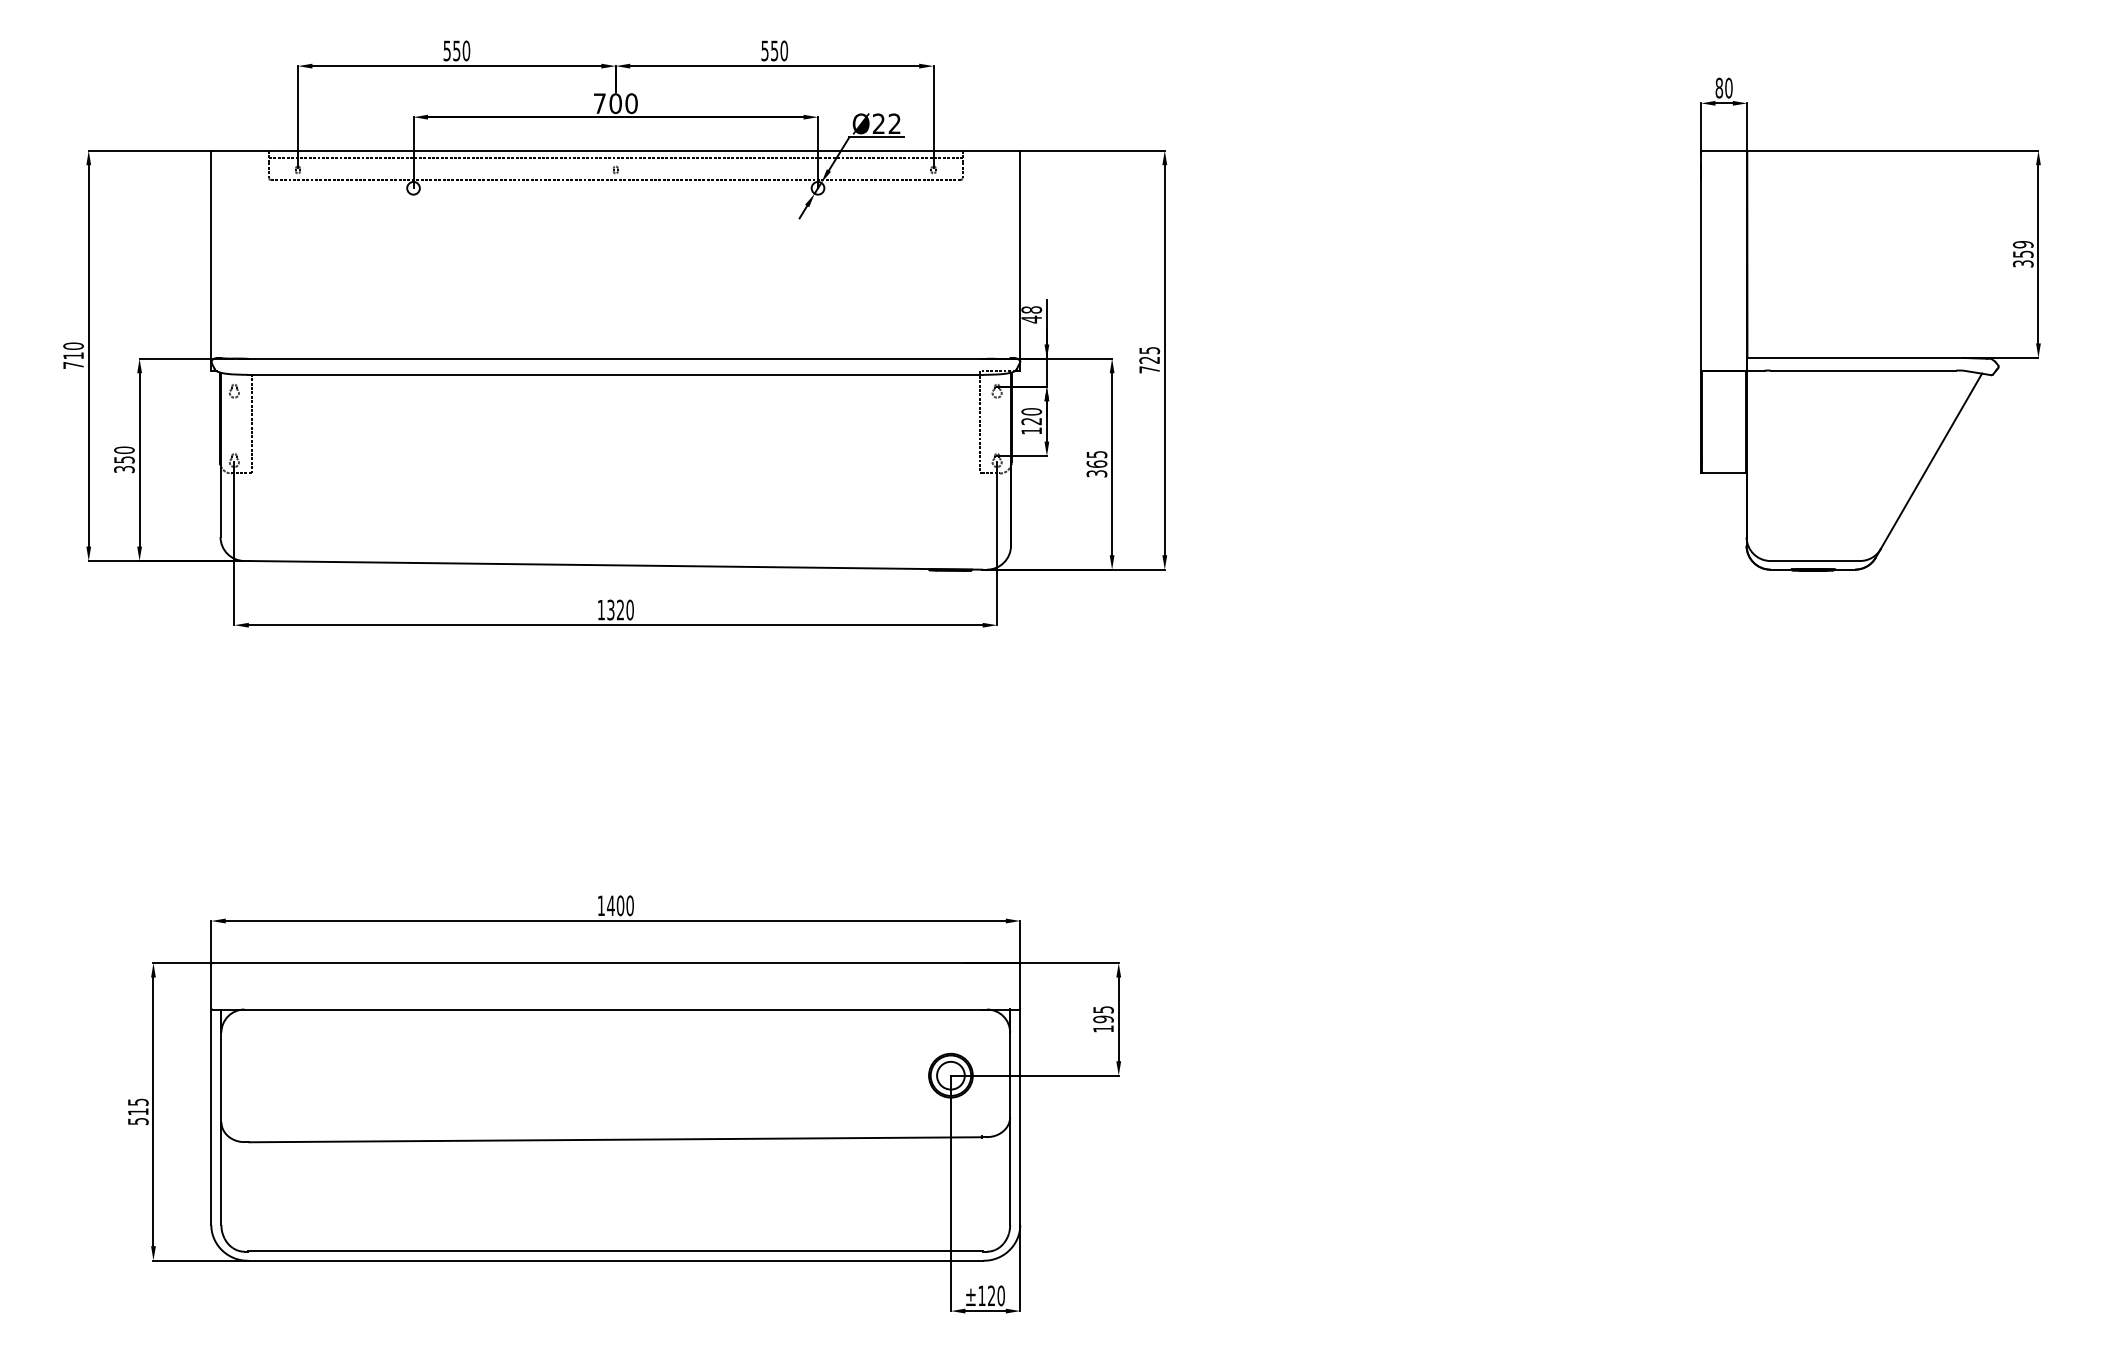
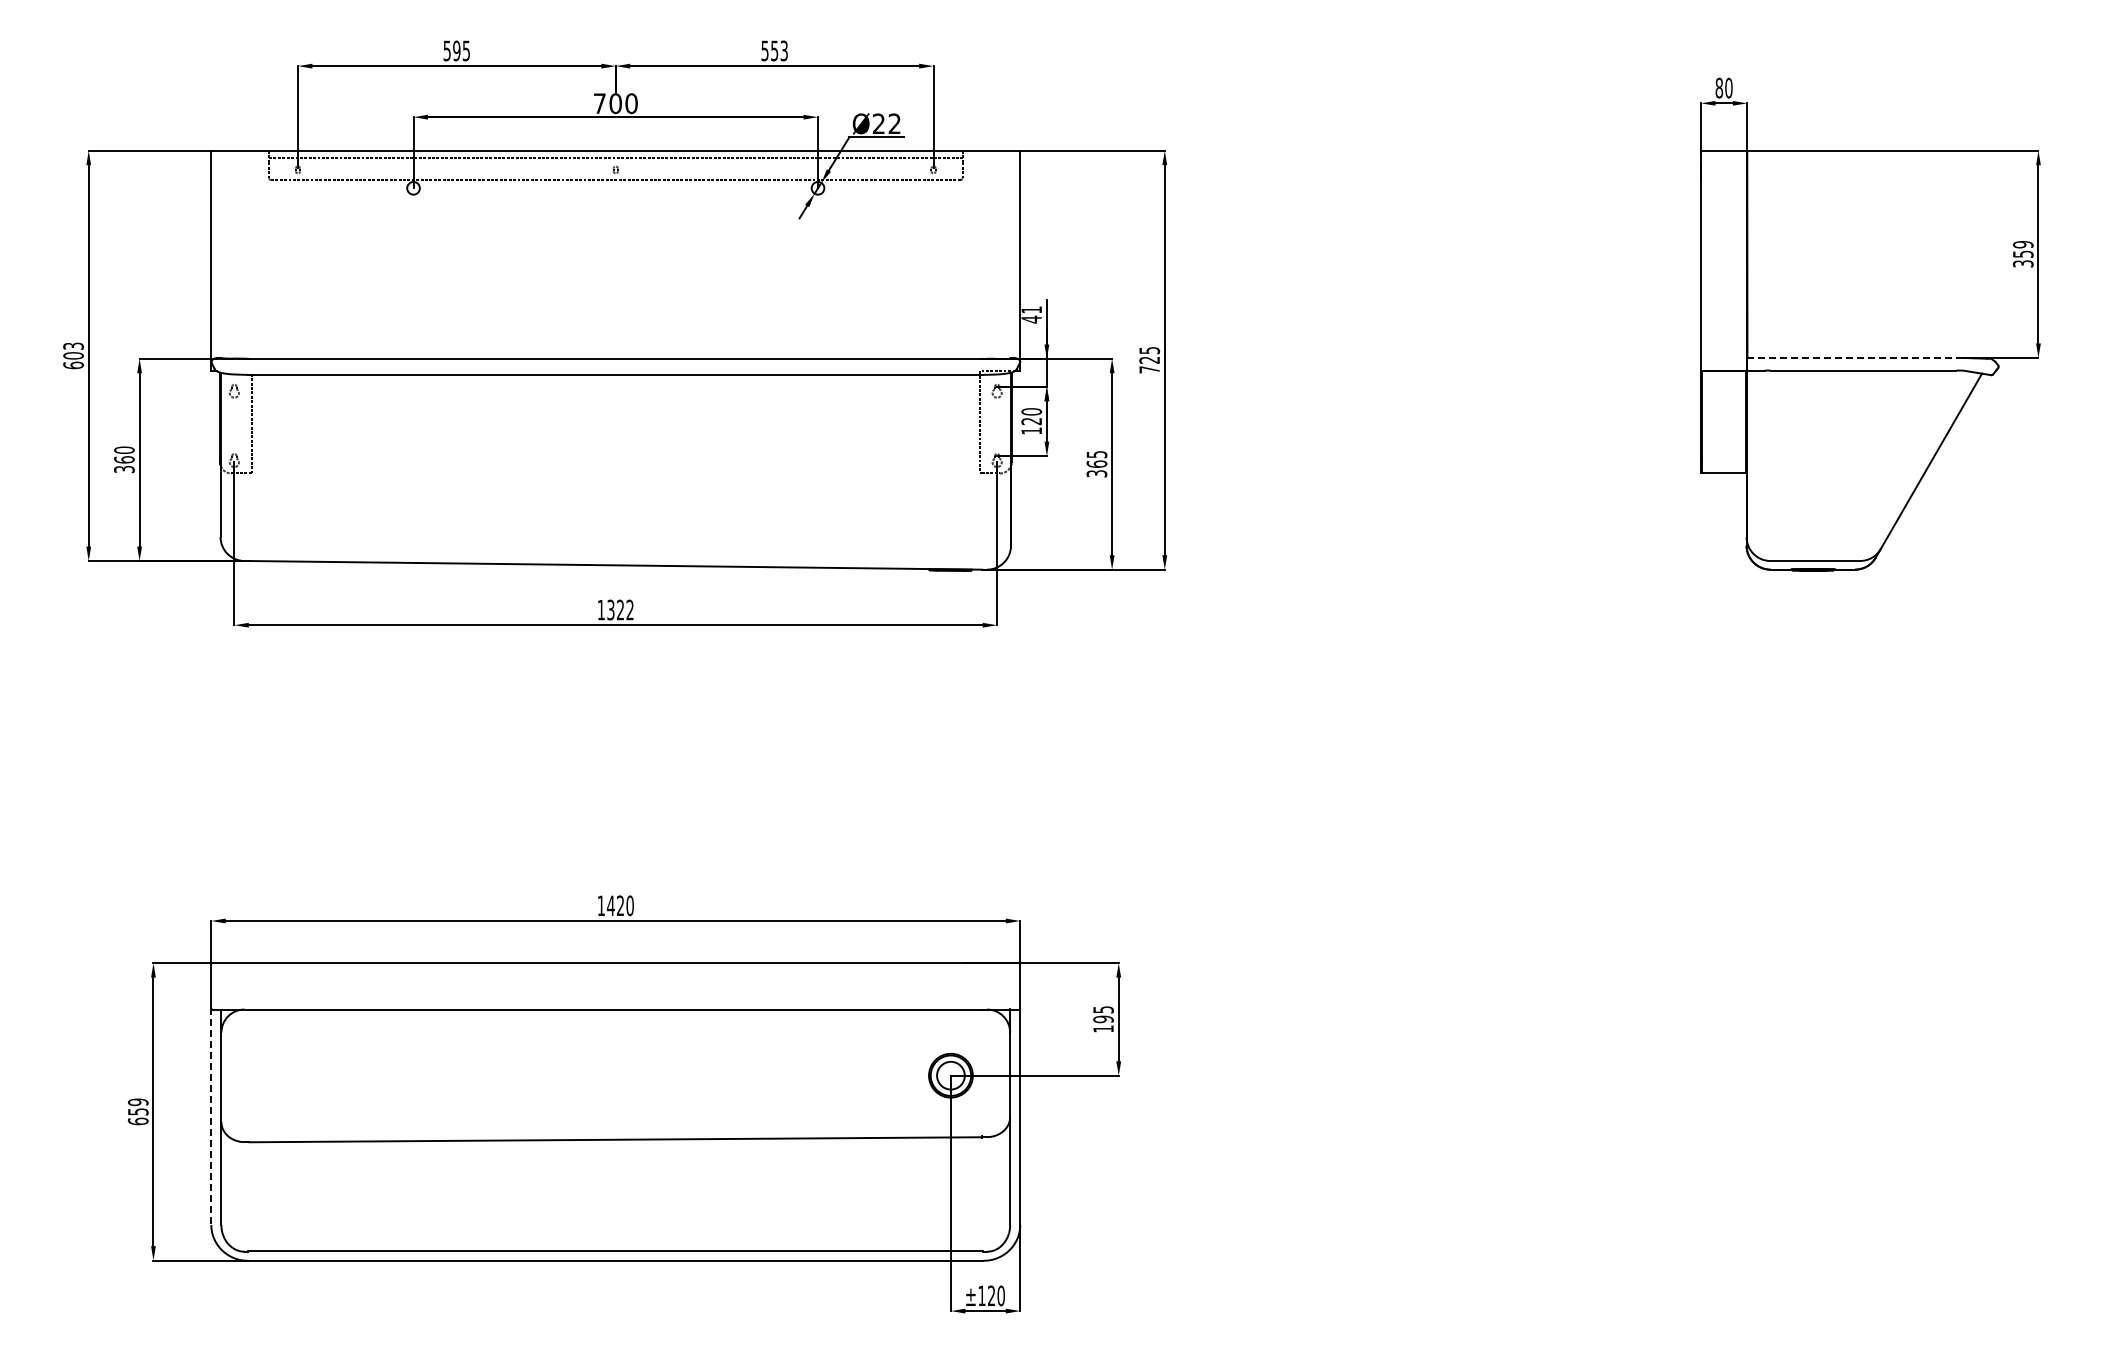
text: 550 -> 595 (461, 50)
text: 550 -> 553 (784, 50)
text: 48 -> 41 (1031, 309)
text: 710 -> 603 (73, 355)
line: solid -> dashed (1855, 357)
text: 350 -> 360 (124, 459)
text: 1320 -> 1322 (629, 609)
text: 1400 -> 1420 (620, 905)
text: 515 -> 659 (137, 1111)
line: solid -> dashed (211, 1117)
